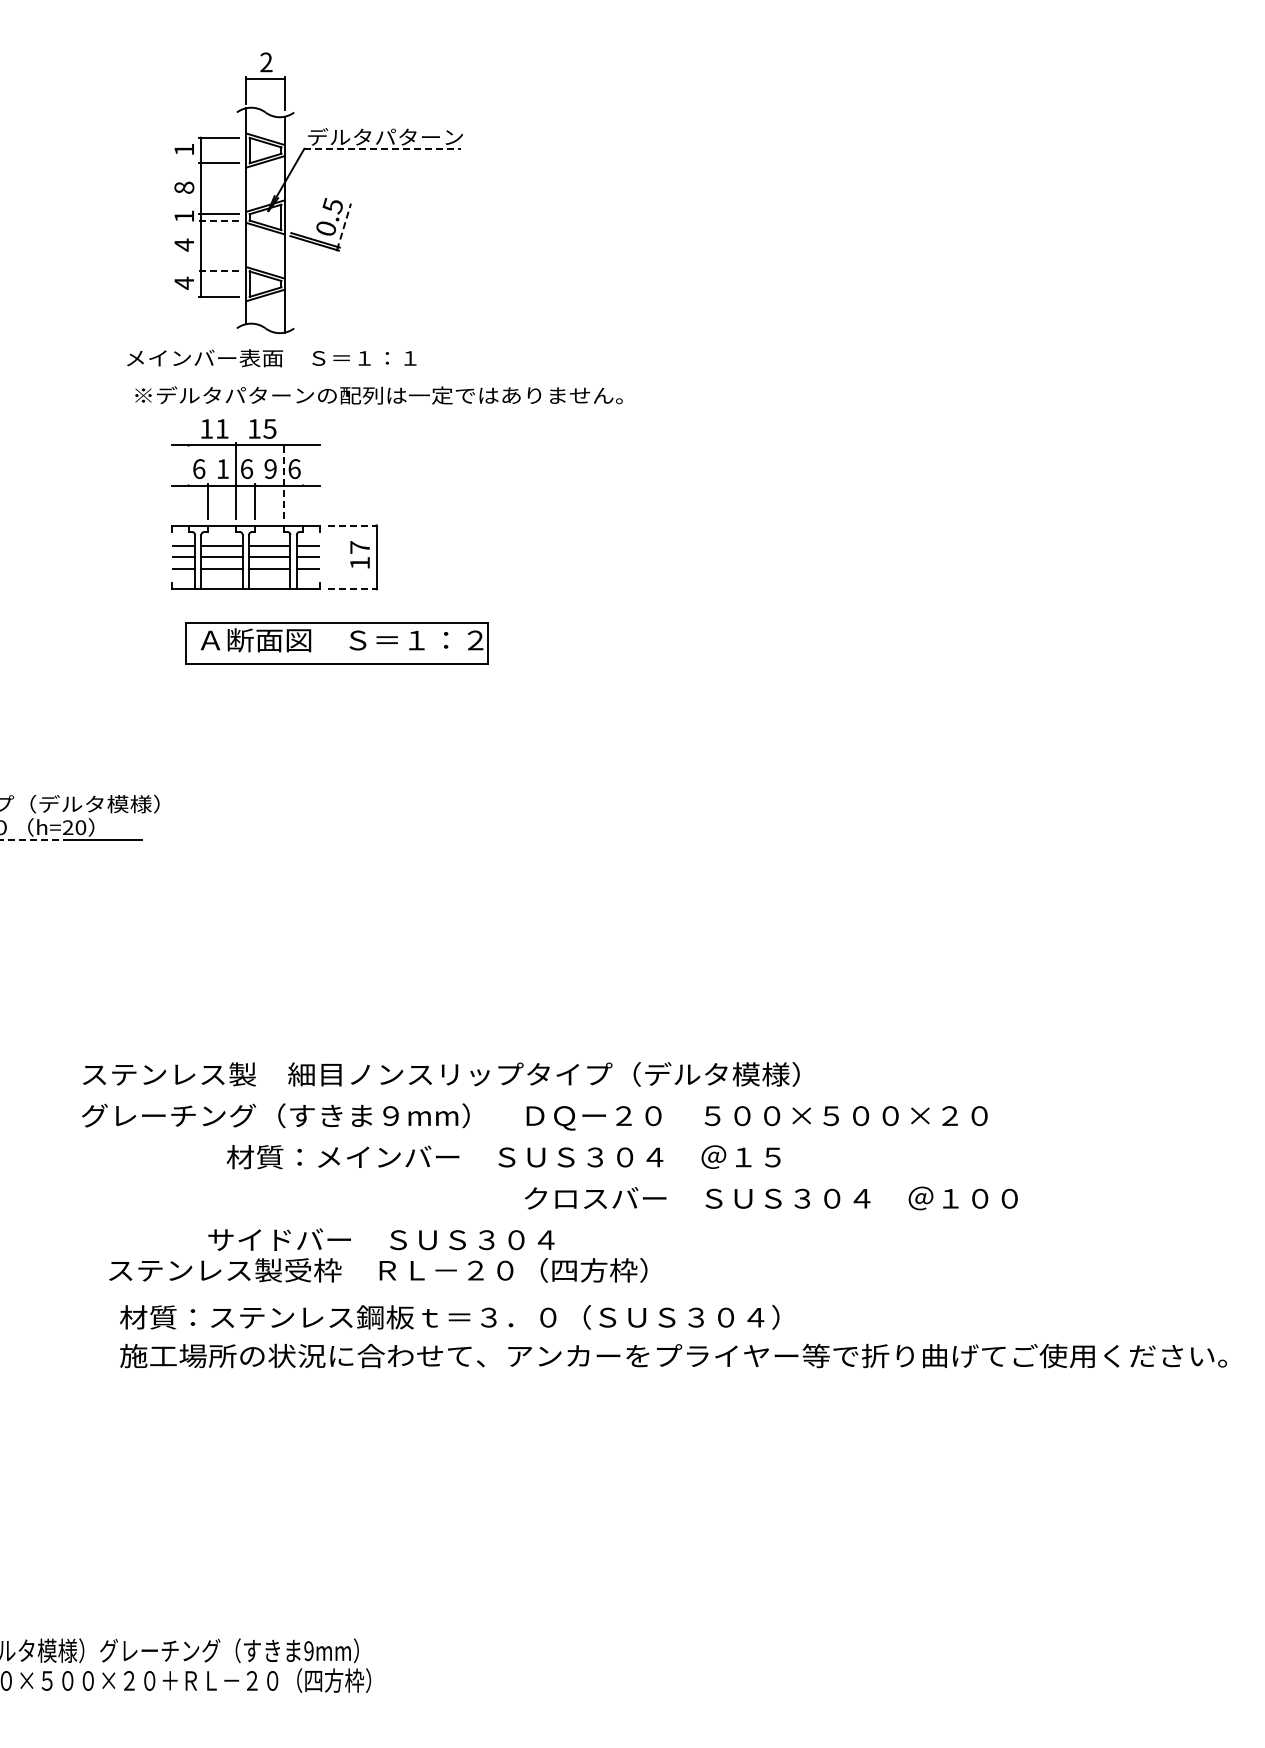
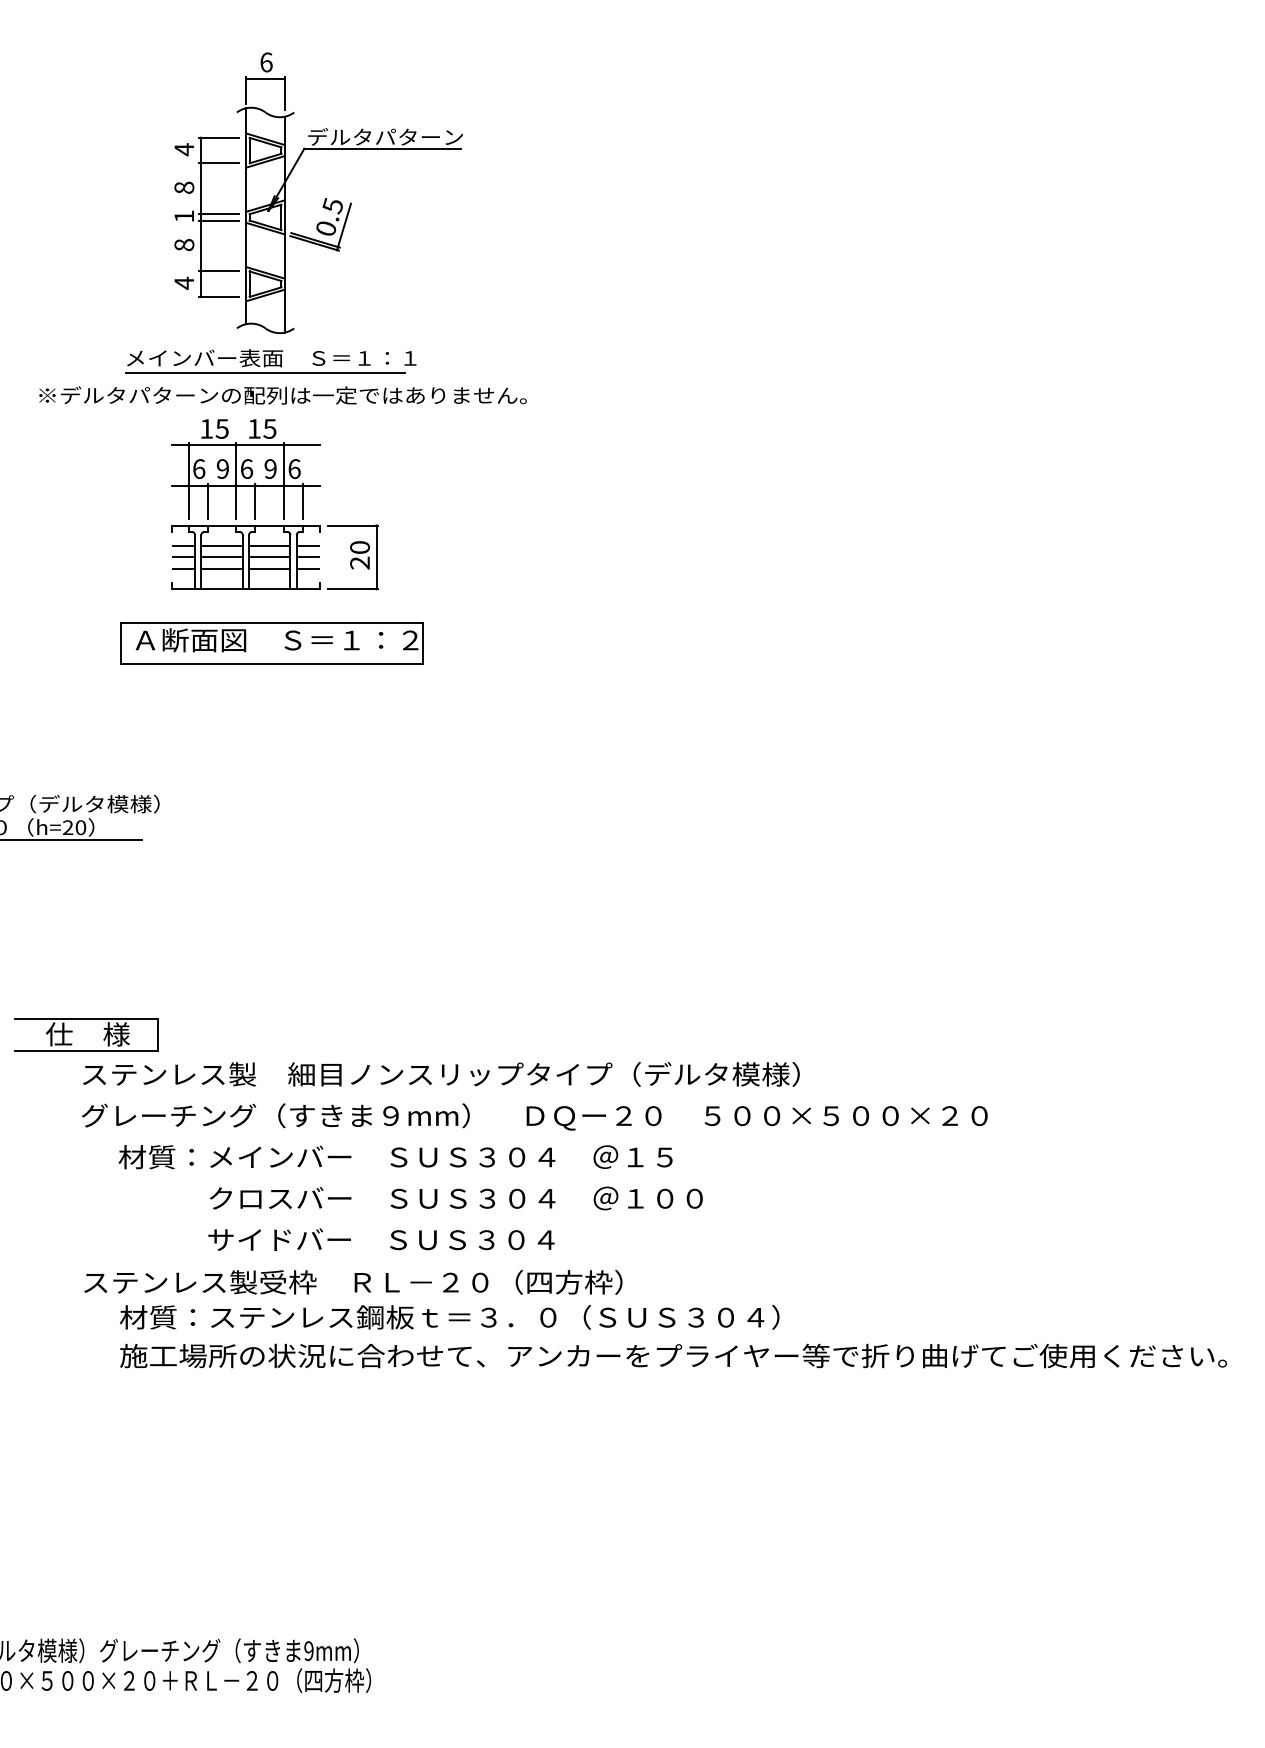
text: 2 -> 6 (266, 62)
line: dashed -> solid (383, 148)
text: 1 -> 4 (183, 149)
line: dashed -> solid (218, 220)
line: dashed -> solid (344, 226)
text: 4 -> 8 (184, 244)
line: dashed -> solid (218, 271)
line: none -> present (265, 372)
text position: (378, 395) -> (282, 395) (282, 395)
text: 11 -> 15 (221, 428)
text: 1 -> 9 (222, 469)
line: none -> present (188, 480)
line: dashed -> solid (284, 481)
line: none -> present (303, 500)
line: dashed -> solid (353, 525)
text: 17 -> 20 (360, 555)
line: dashed -> solid (353, 589)
part position: (336, 643) -> (271, 643) (271, 643)
line: dashed -> solid (32, 839)
part: none -> present (72, 1032)
text position: (503, 1157) -> (395, 1157) (395, 1157)
text position: (770, 1198) -> (455, 1198) (455, 1198)
text position: (378, 1270) -> (353, 1282) (353, 1282)
